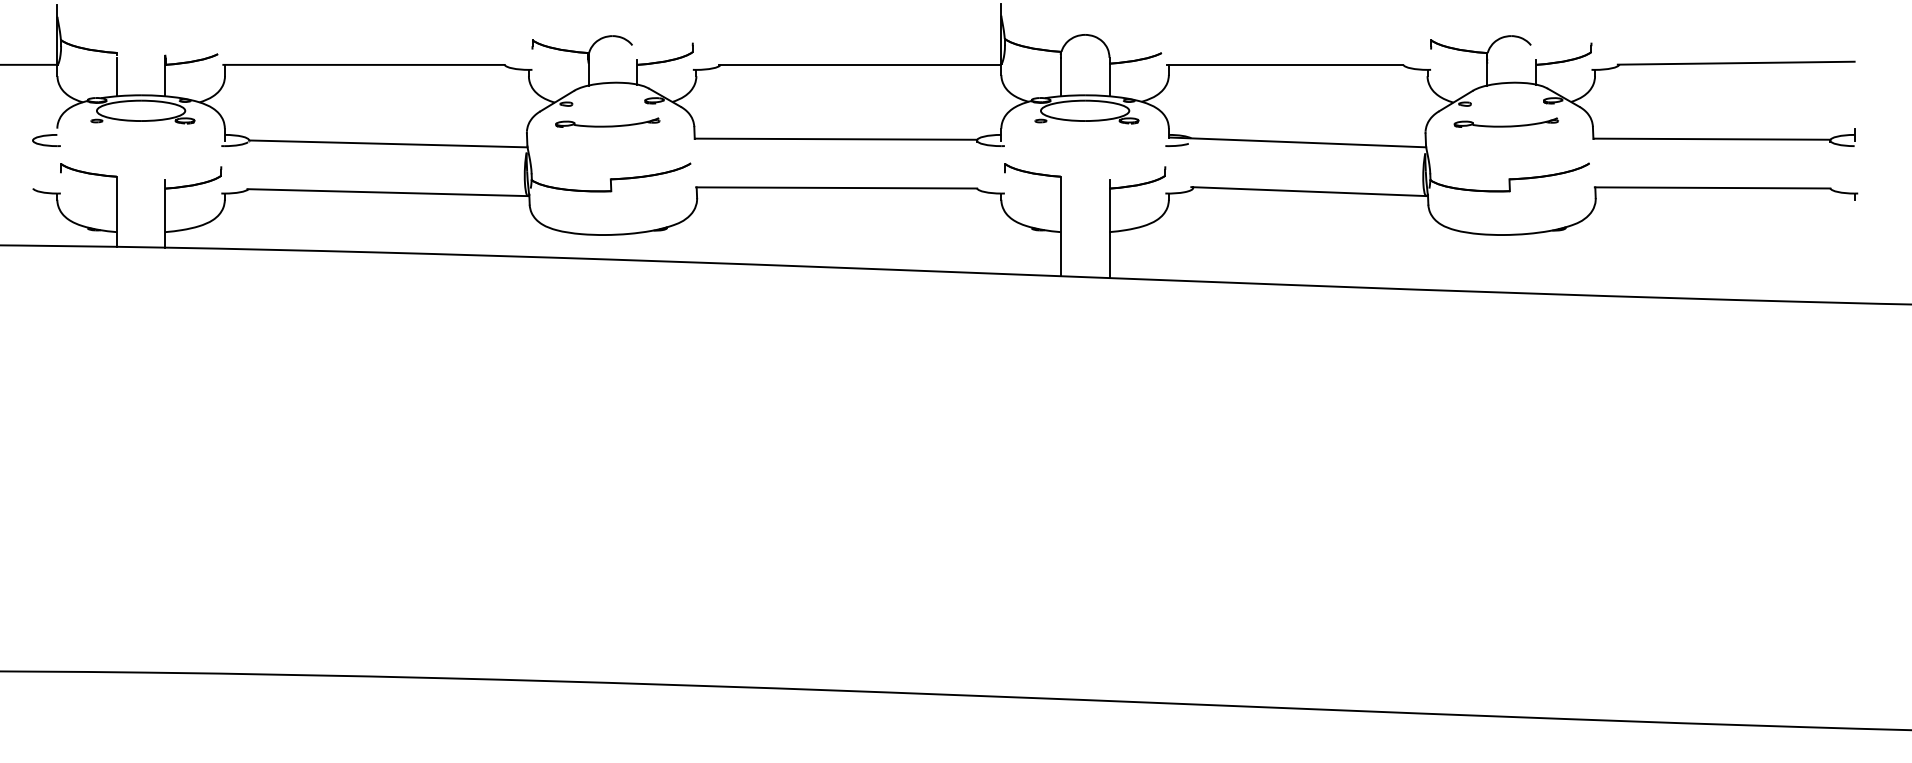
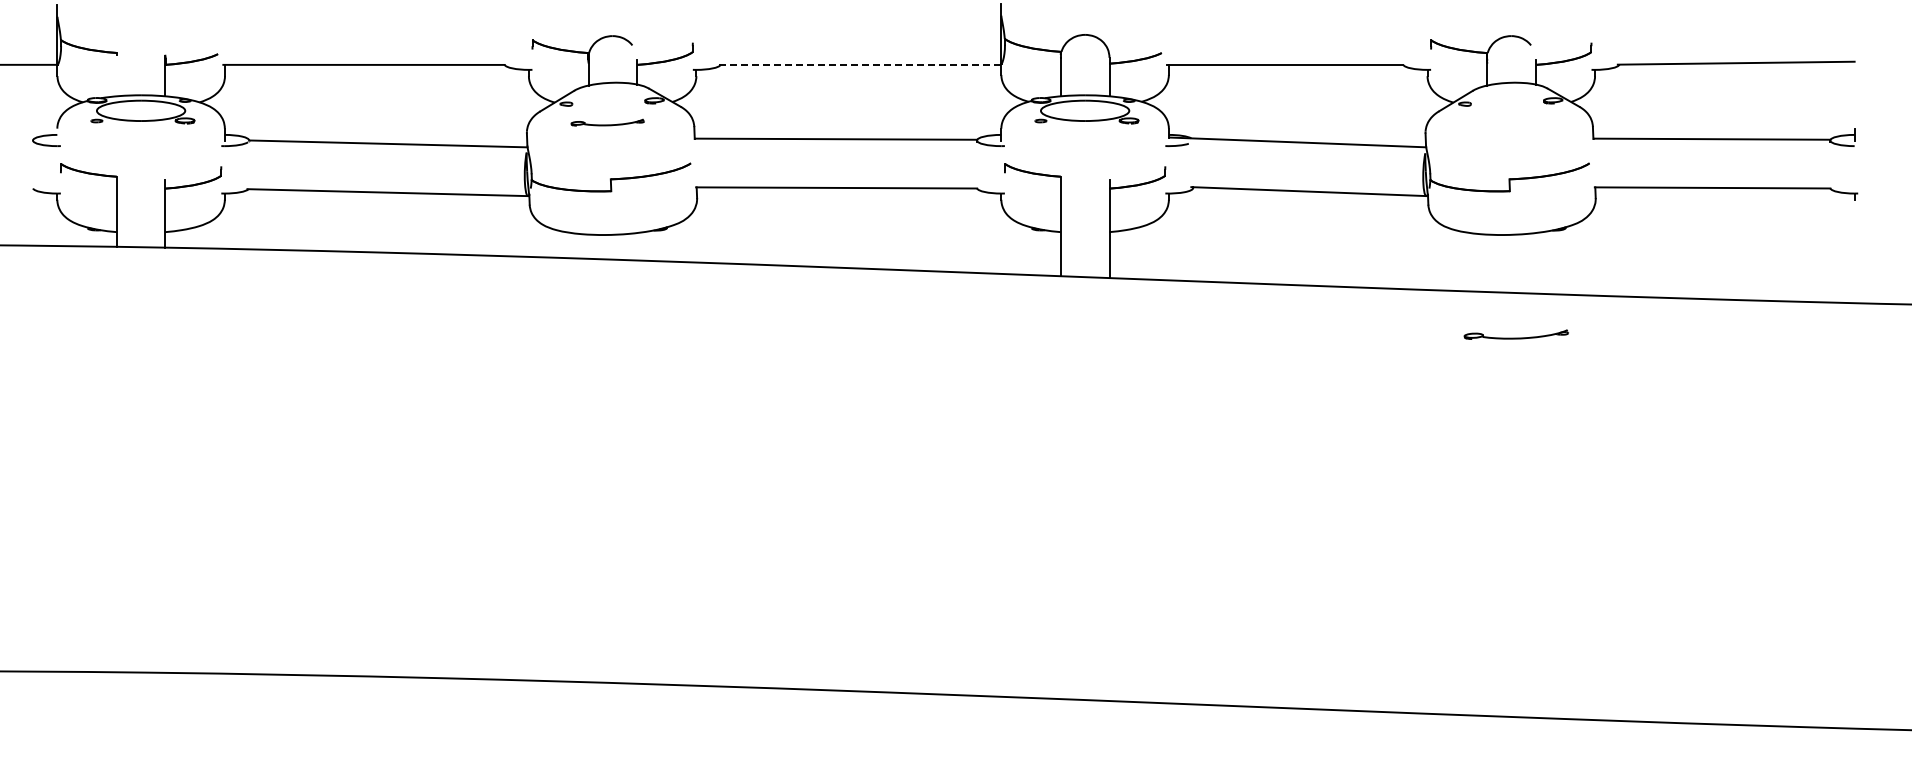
line: solid -> dashed (860, 64)
line: present -> none (116, 76)
part size: 106x11 px -> 75x9 px (607, 122)
part position: (1505, 122) -> (1515, 334) (1515, 334)
